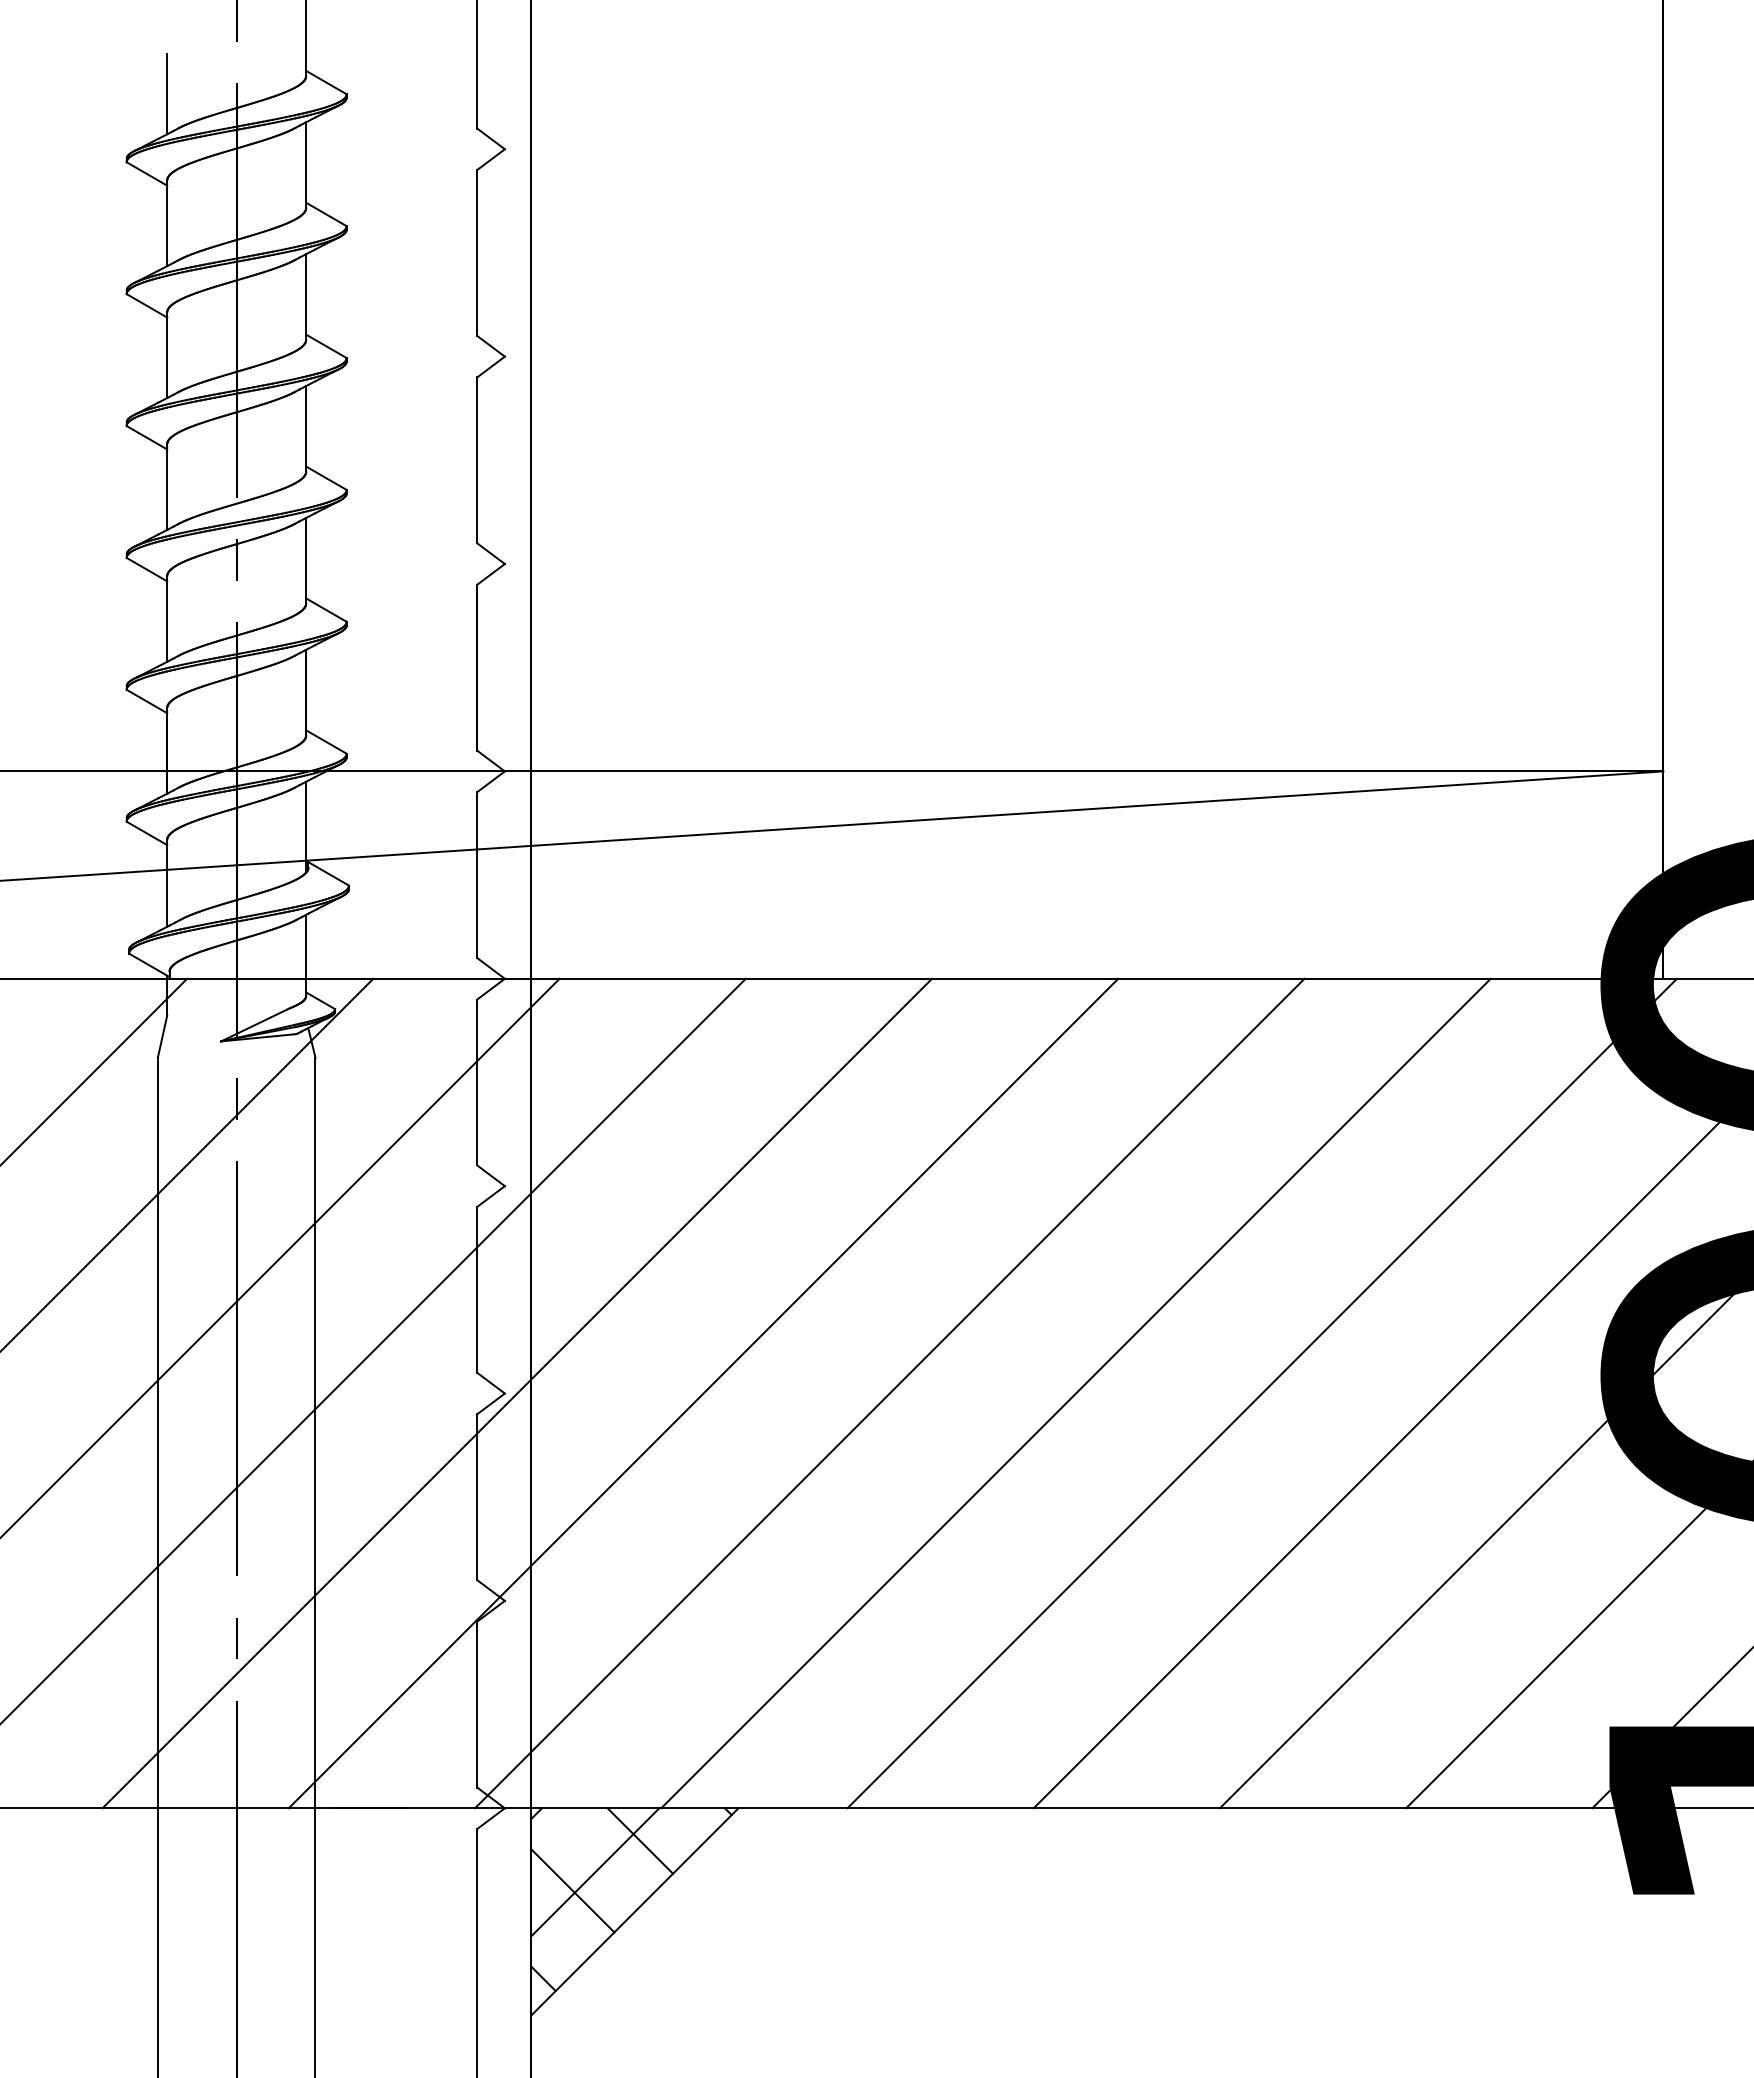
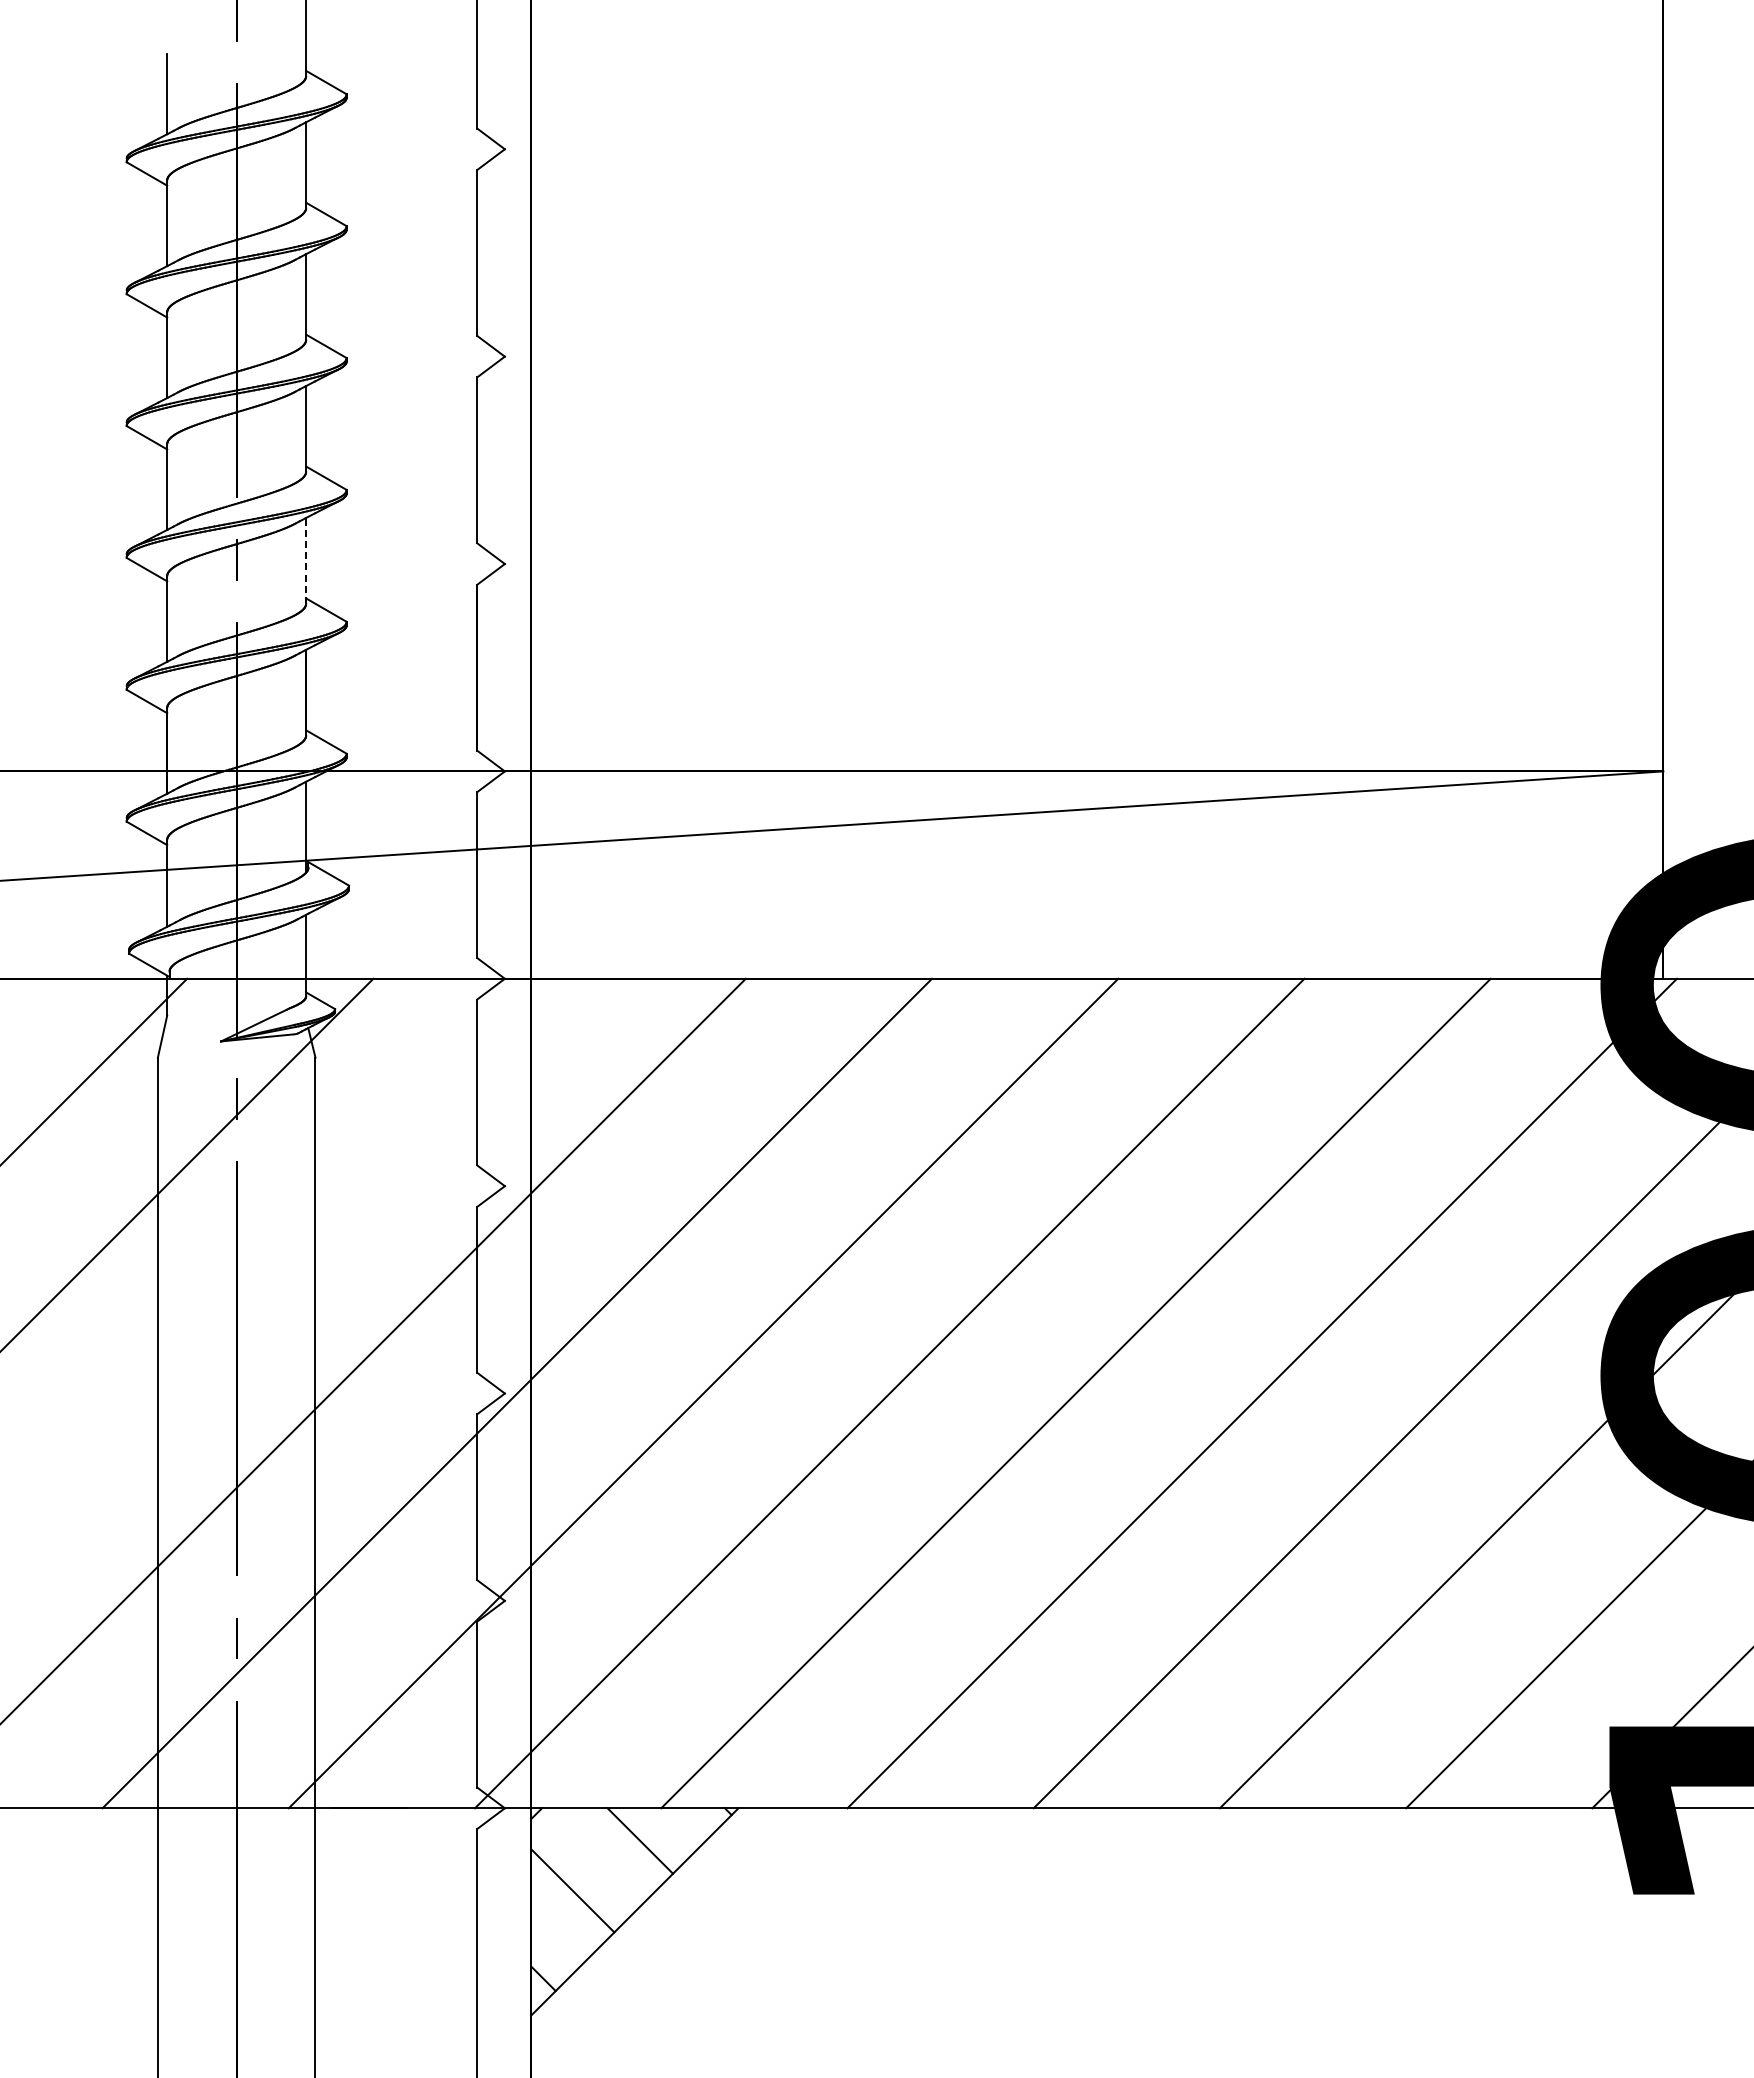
line: solid -> dashed (306, 560)
line: present -> none (280, 1257)
line: present -> none (595, 1872)
